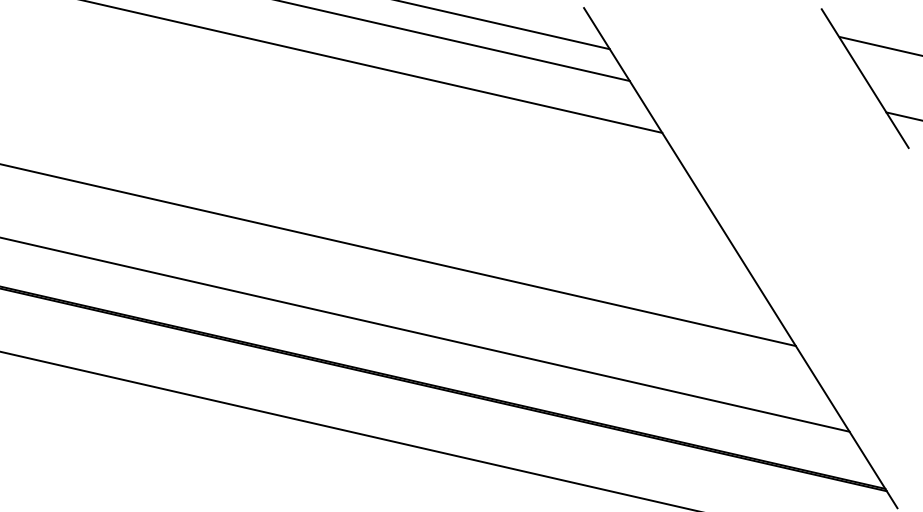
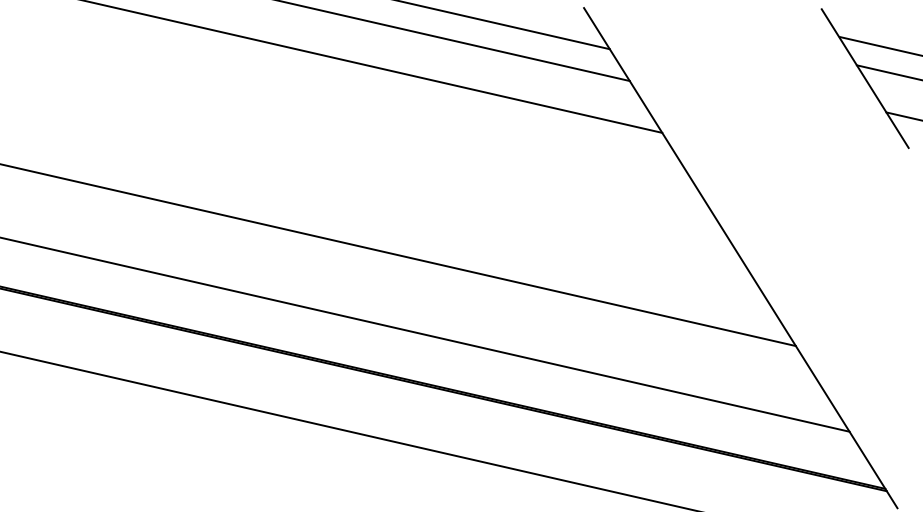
line: none -> present (887, 72)
